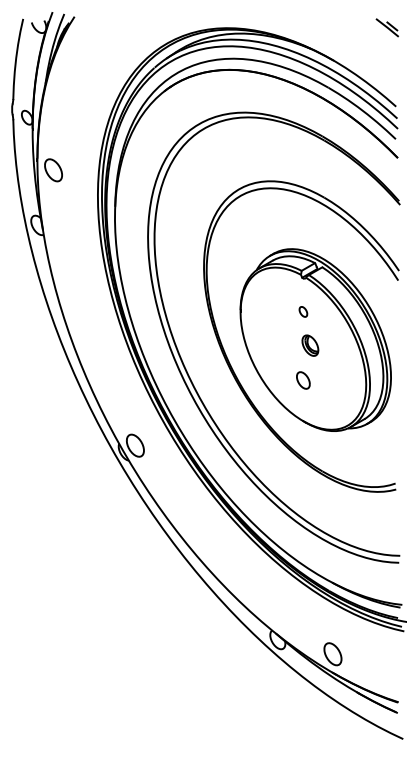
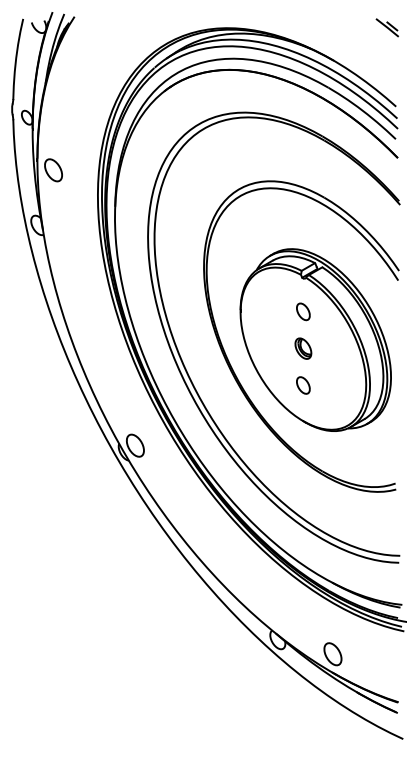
part size: 11x12 px -> 15x20 px (303, 311)
part position: (310, 345) -> (303, 348) (303, 348)
part position: (303, 380) -> (303, 385) (303, 385)
